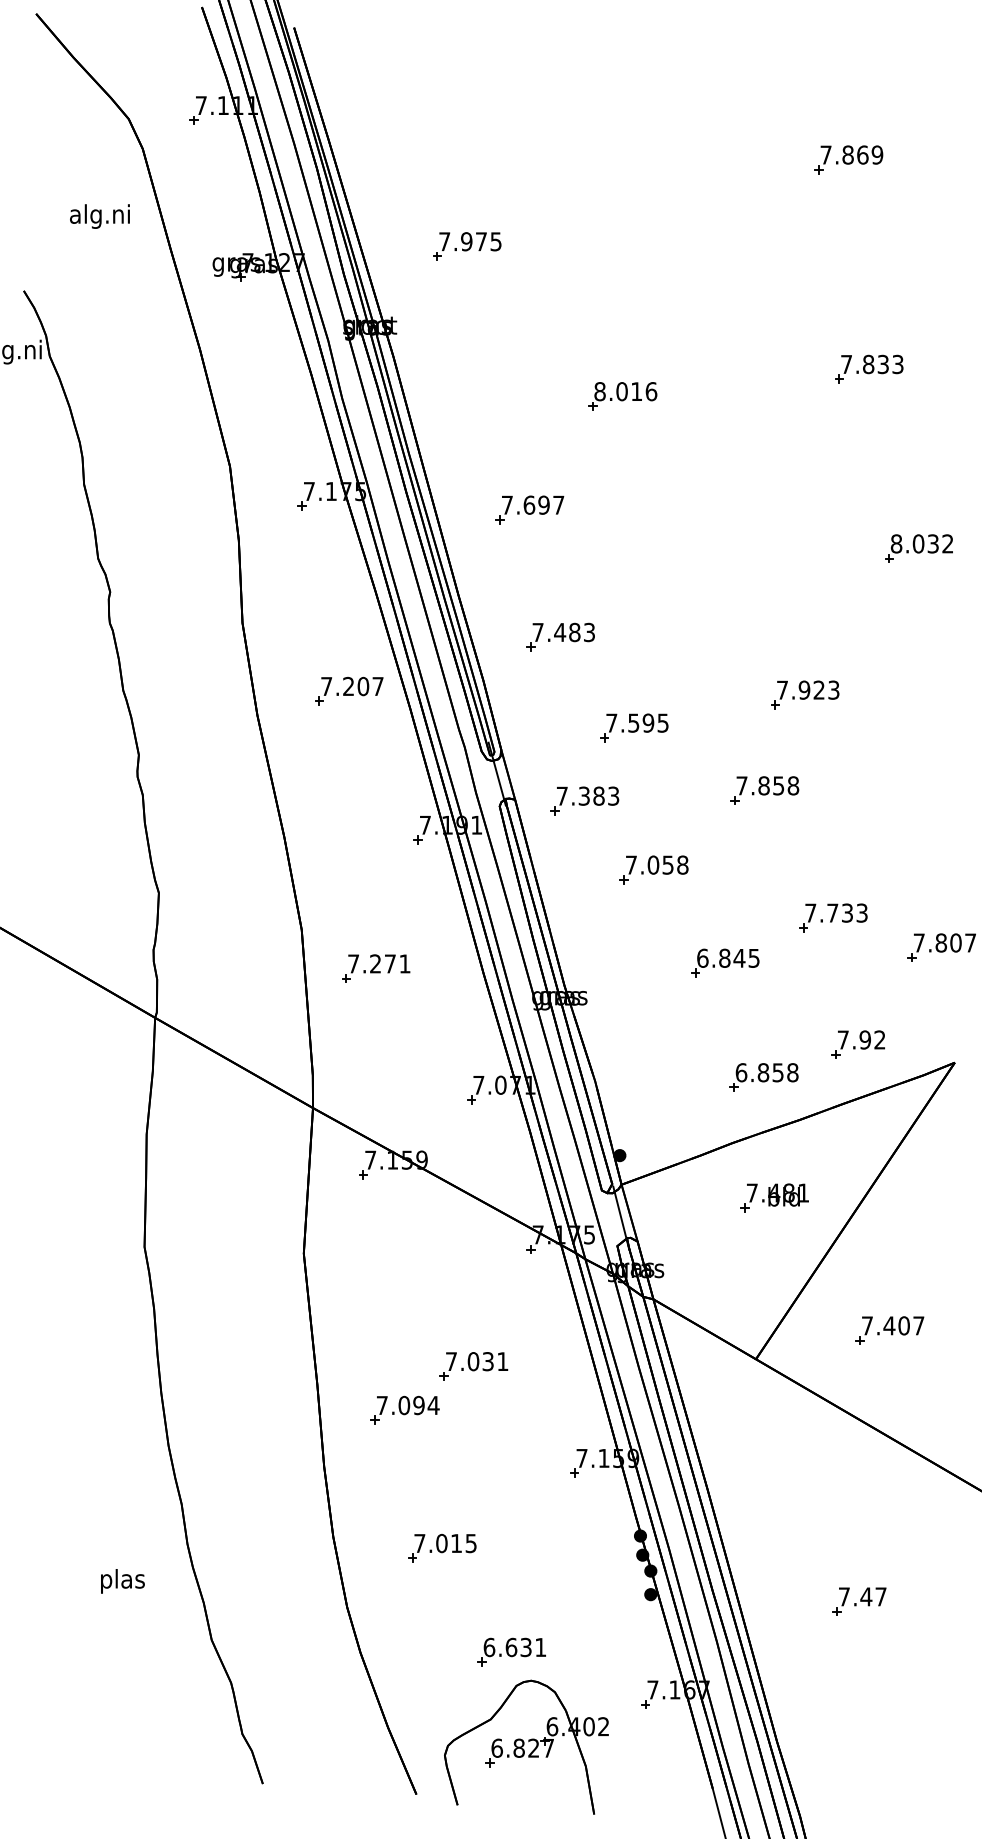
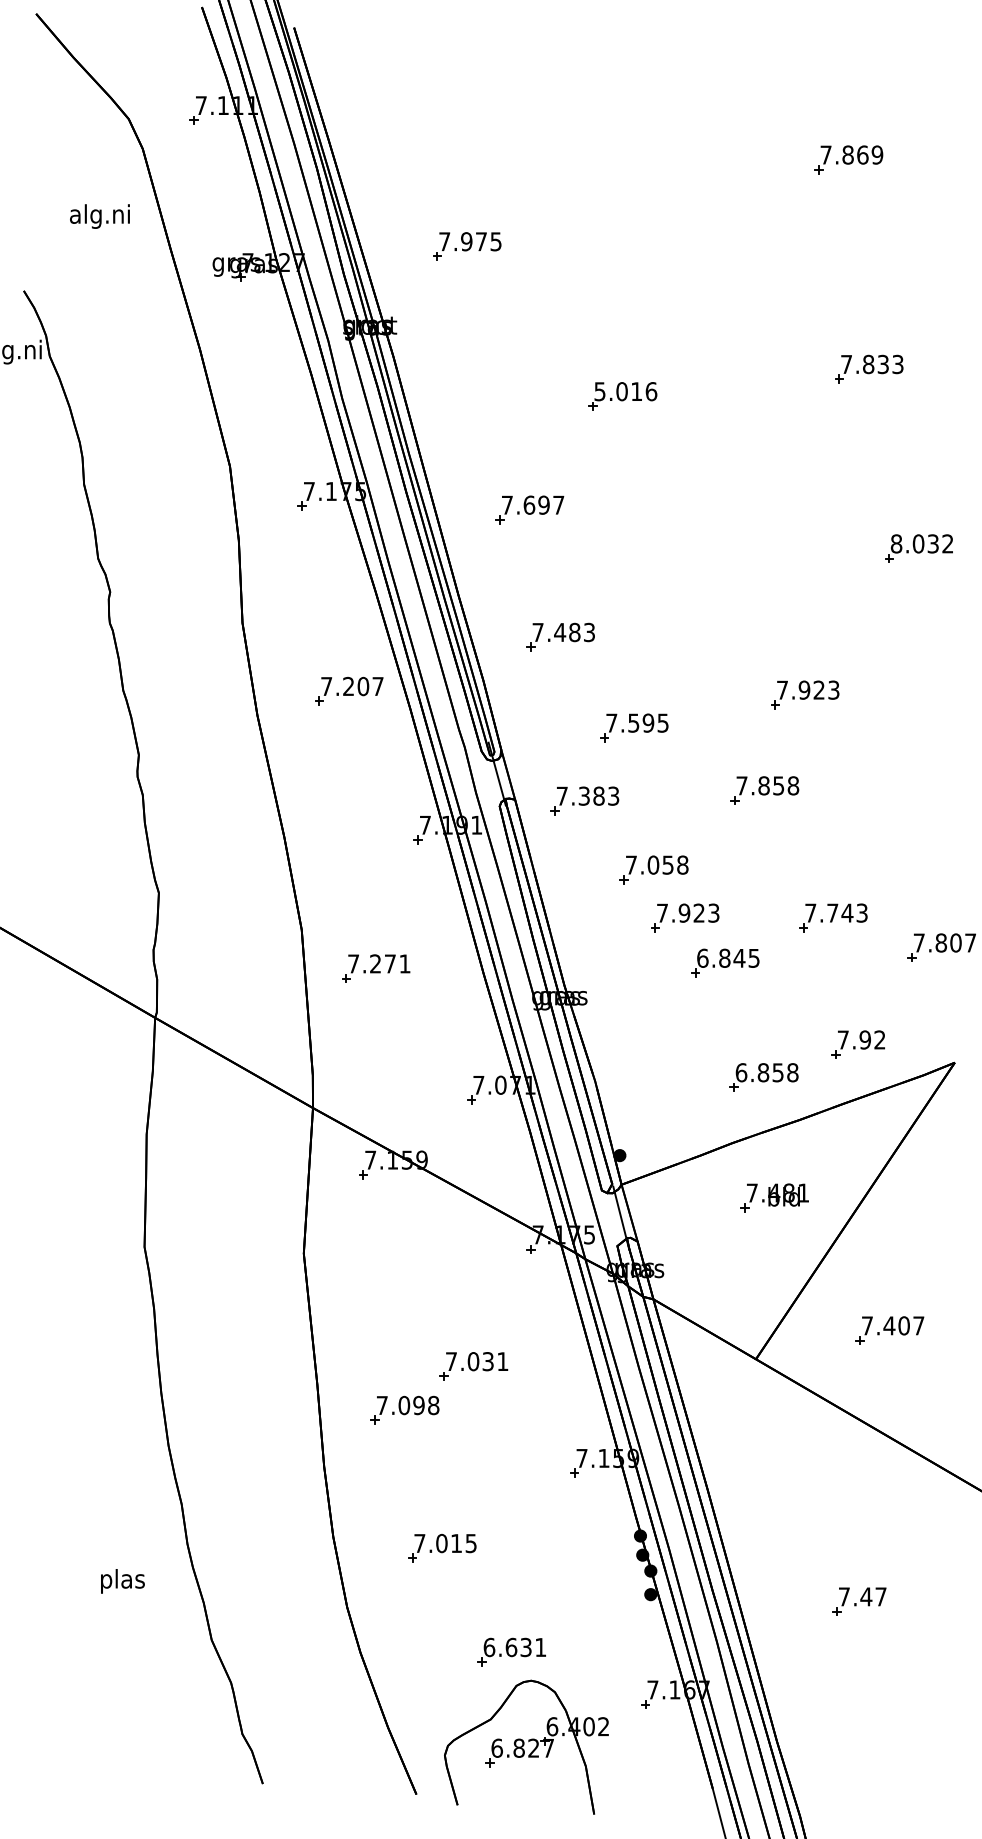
text: 8.016 -> 5.016 (599, 391)
text: 7.733 -> 7.743 (847, 912)
part: none -> present (685, 917)
text: 7.094 -> 7.098 (433, 1405)
